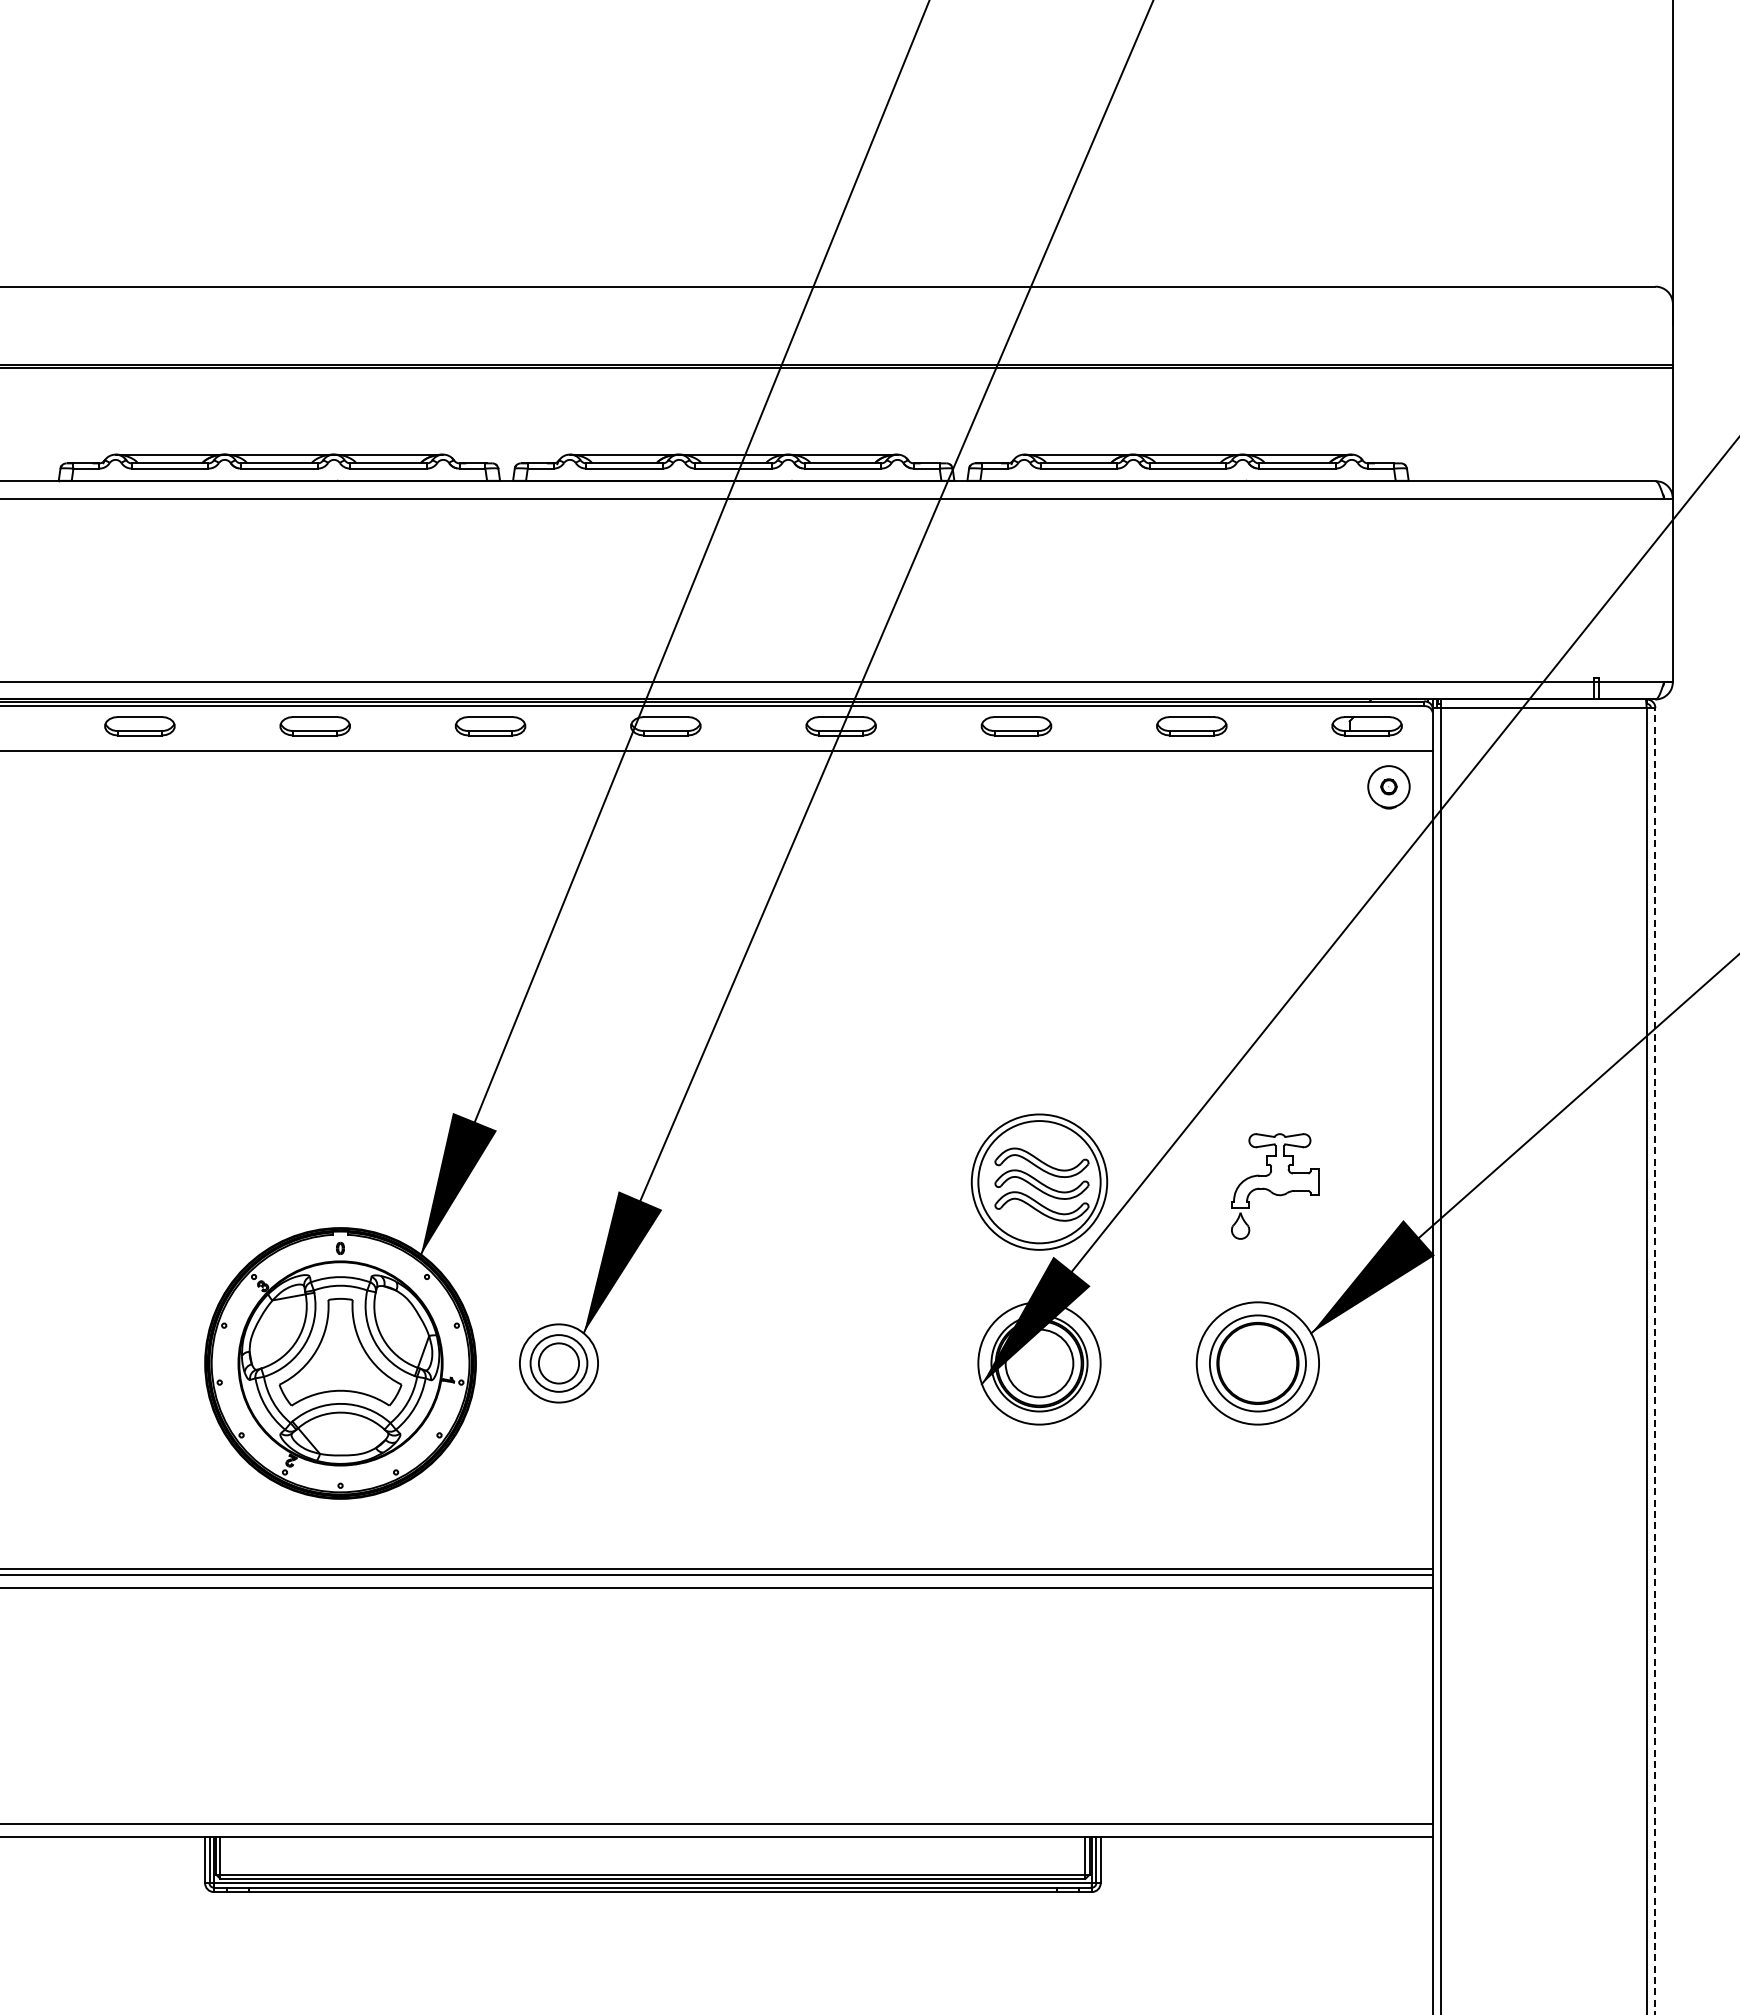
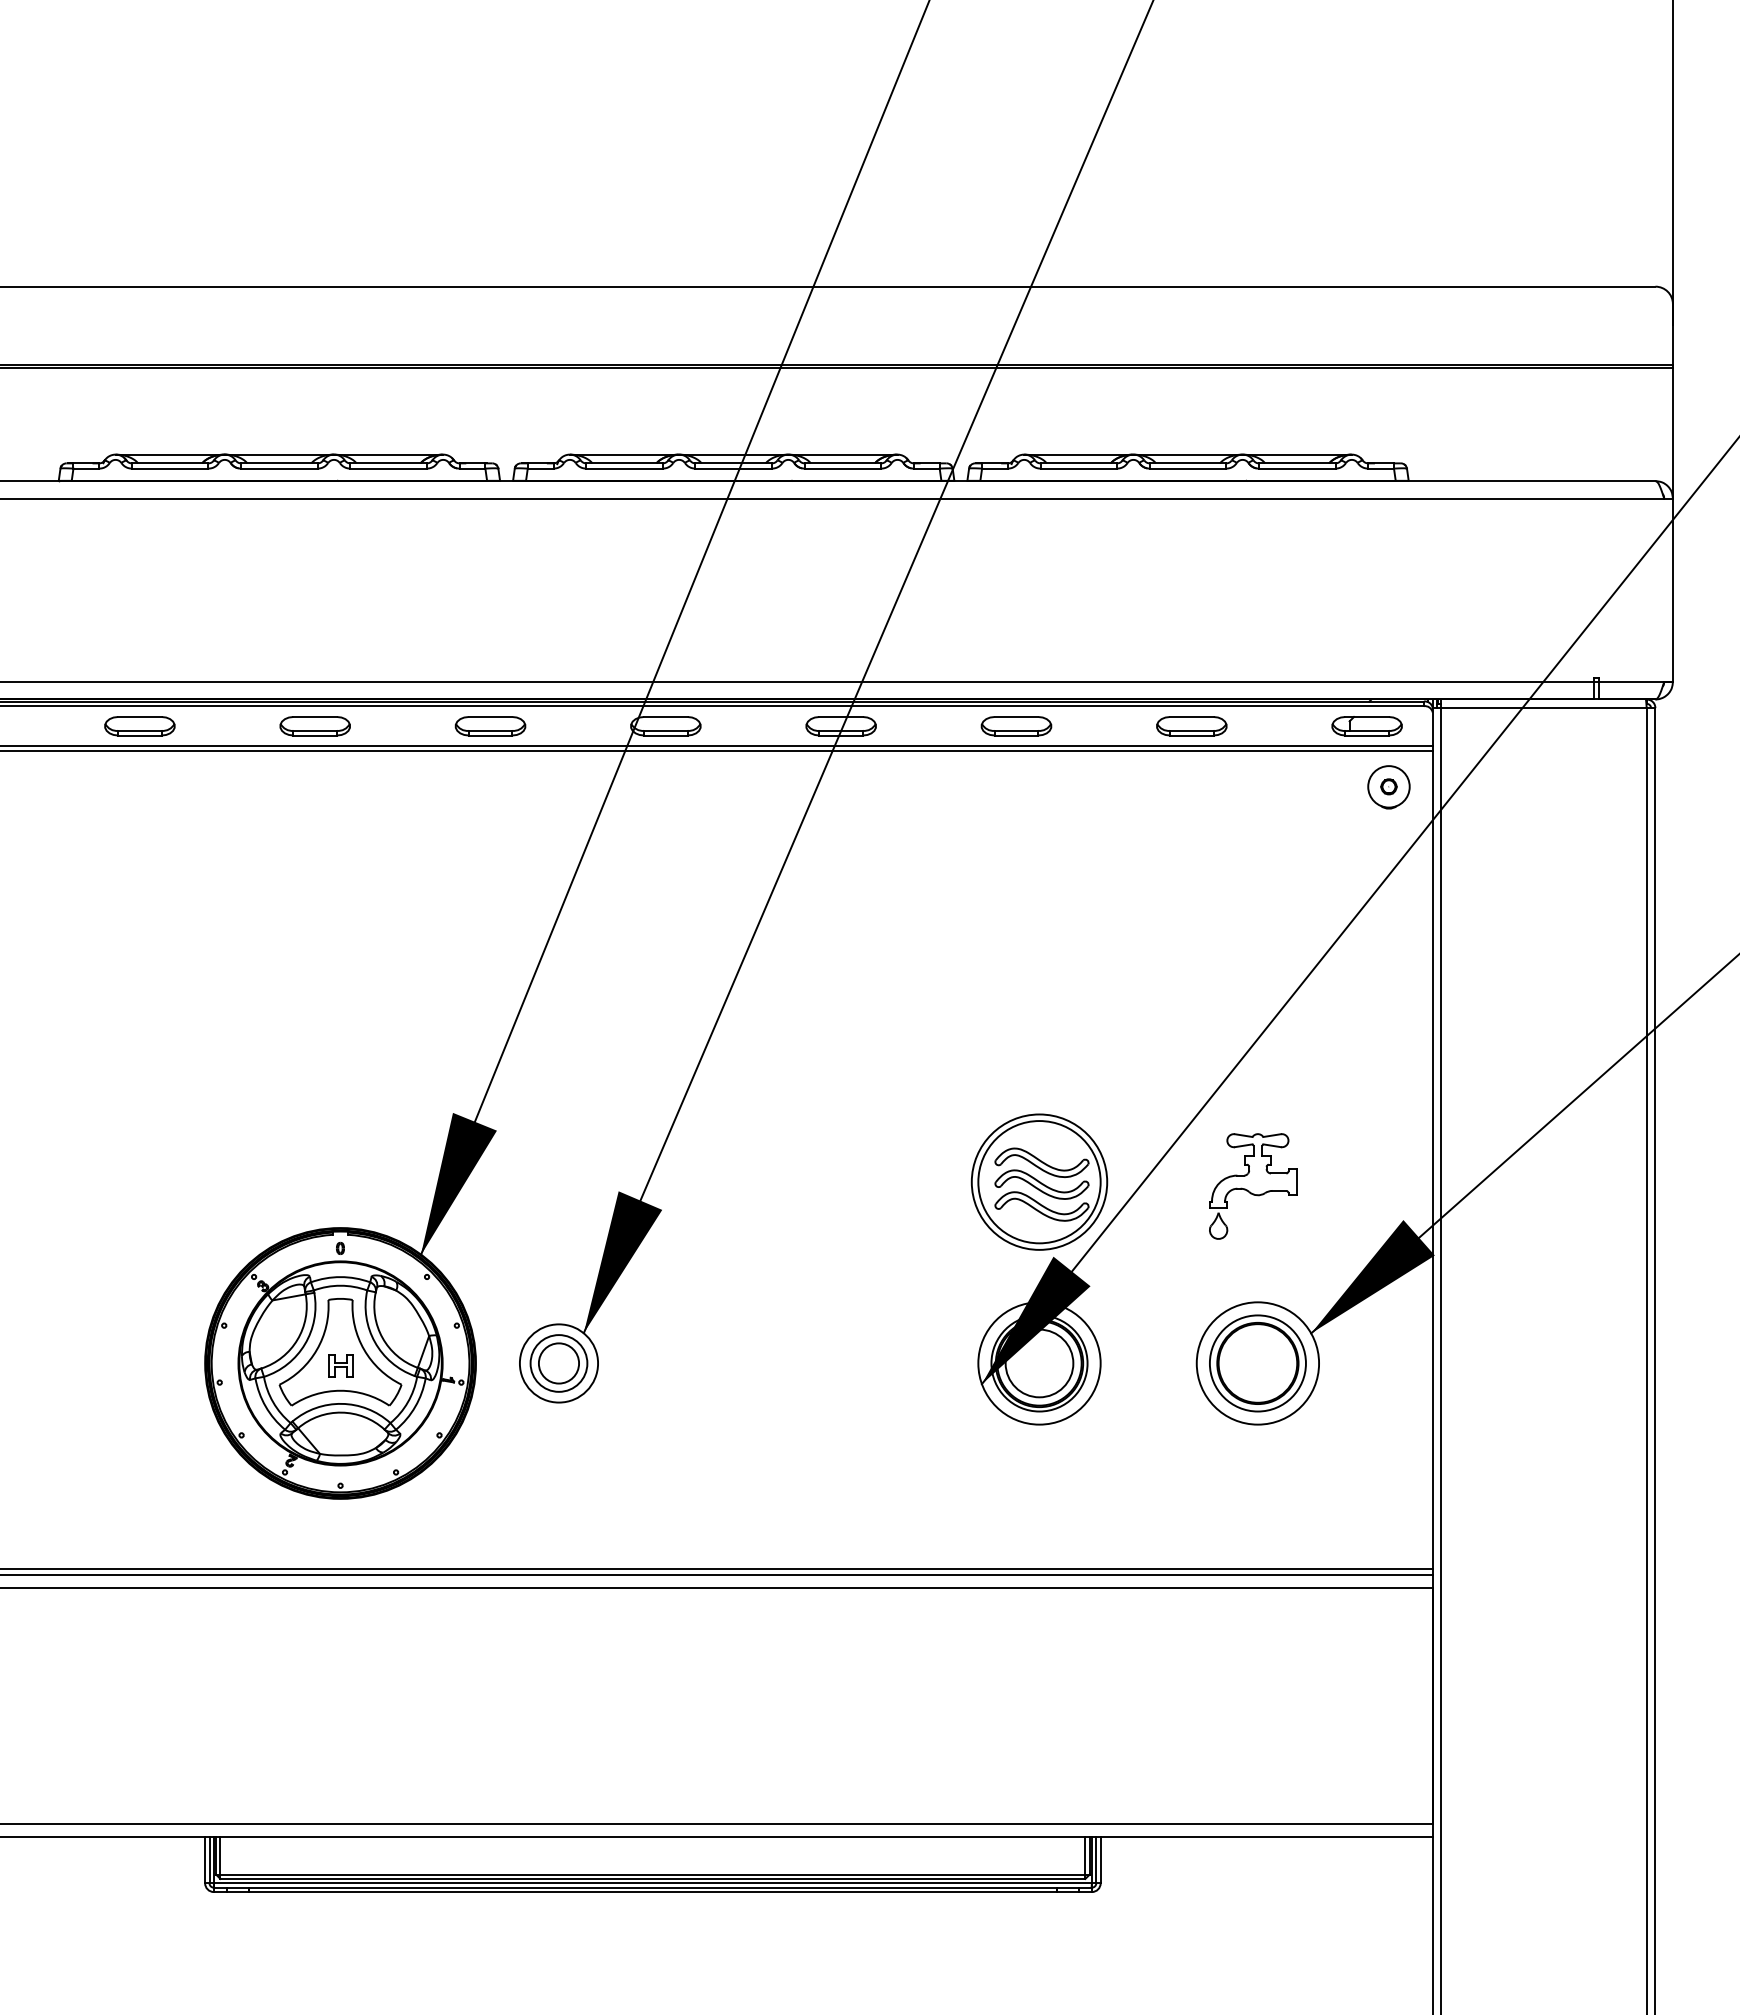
line: none -> present (717, 745)
part position: (1275, 1186) -> (1253, 1186) (1253, 1186)
line: dashed -> solid (1655, 1361)
part: none -> present (340, 1365)
